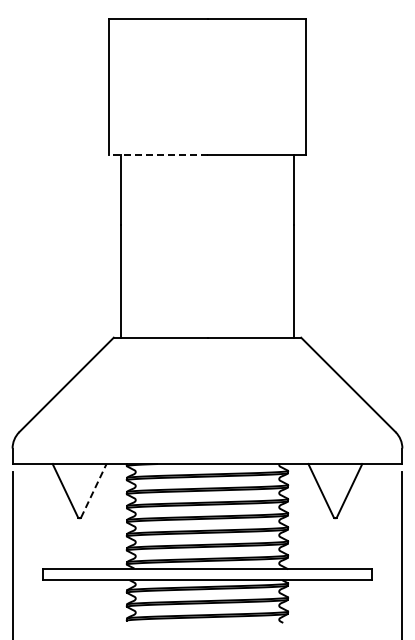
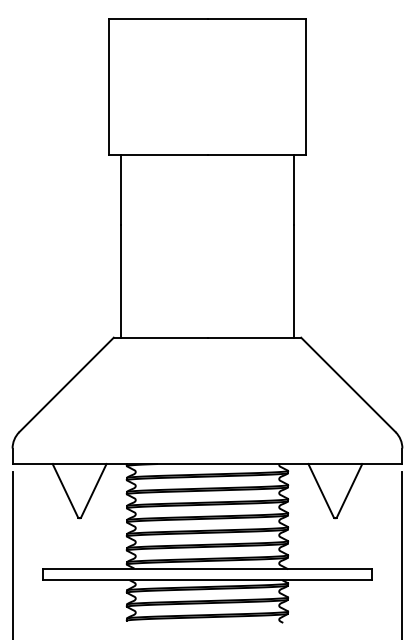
line: dashed -> solid (157, 154)
line: dashed -> solid (93, 490)
